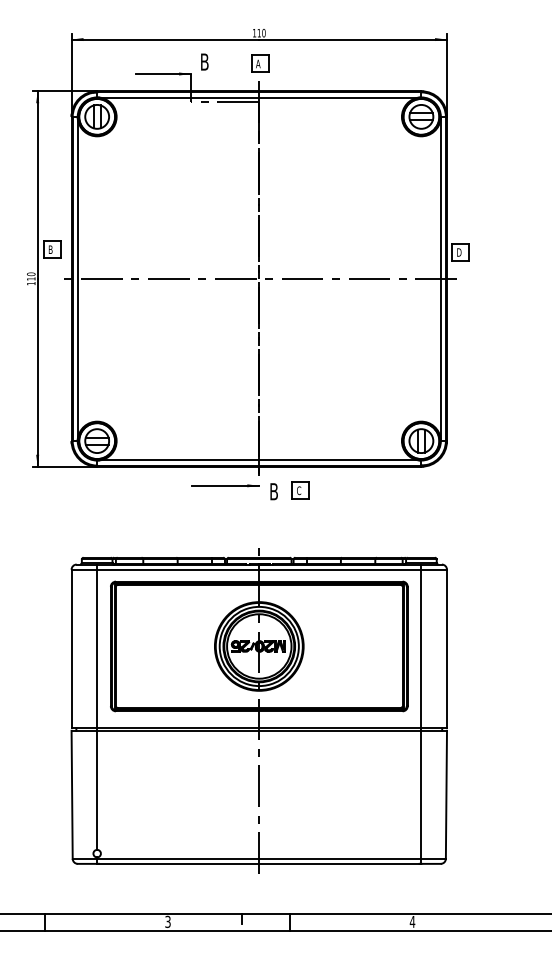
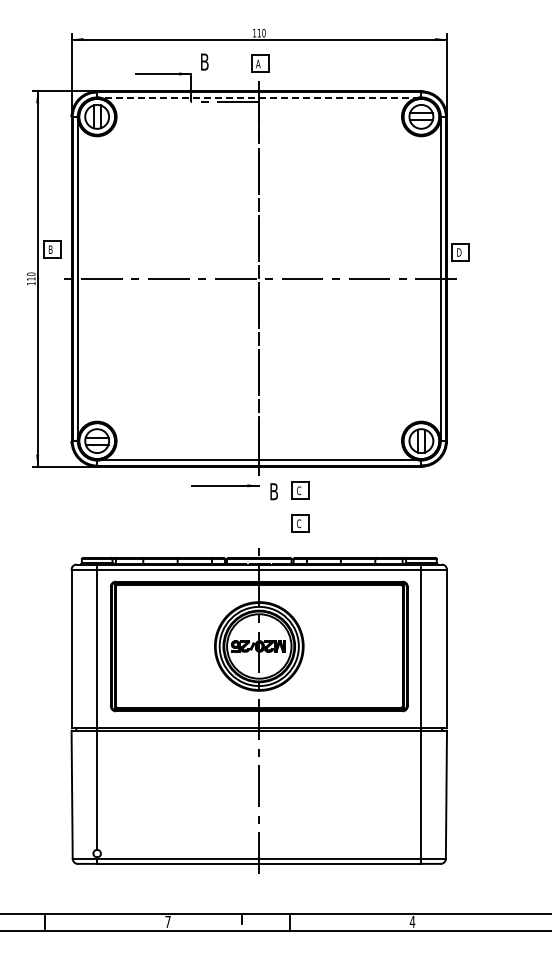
line: solid -> dashed (258, 97)
part: none -> present (300, 523)
text: 3 -> 7 (167, 921)
